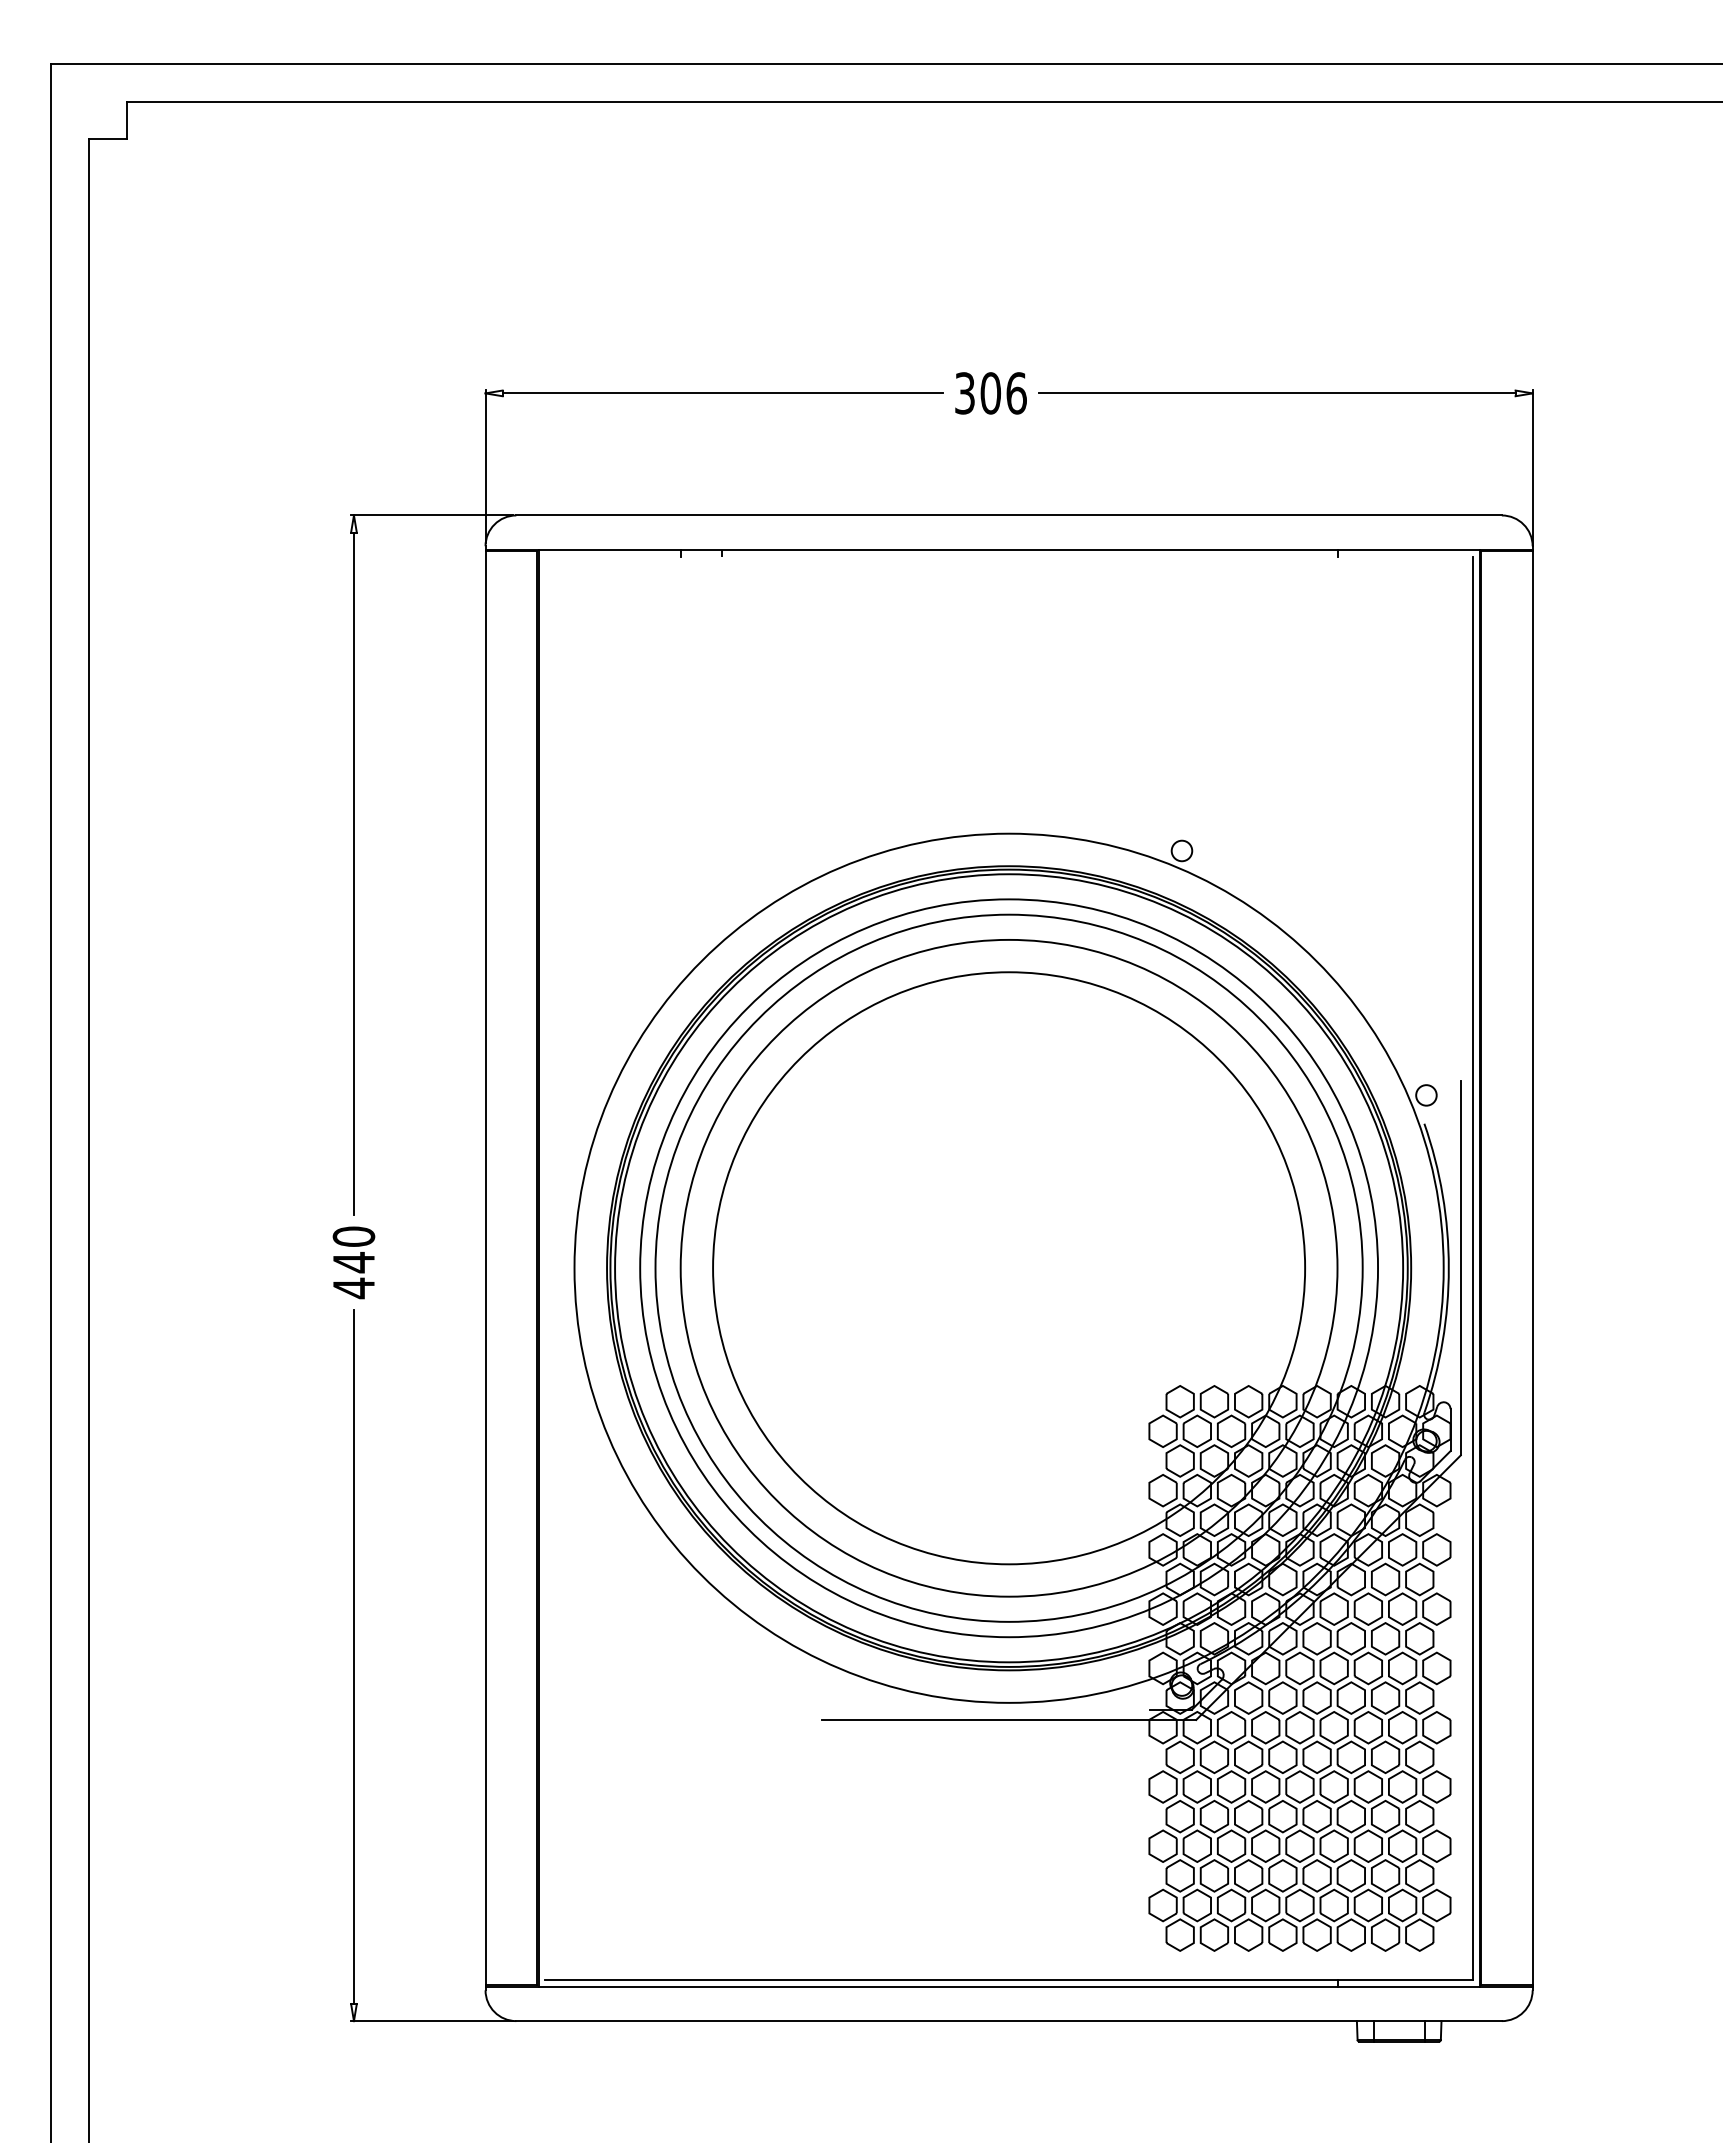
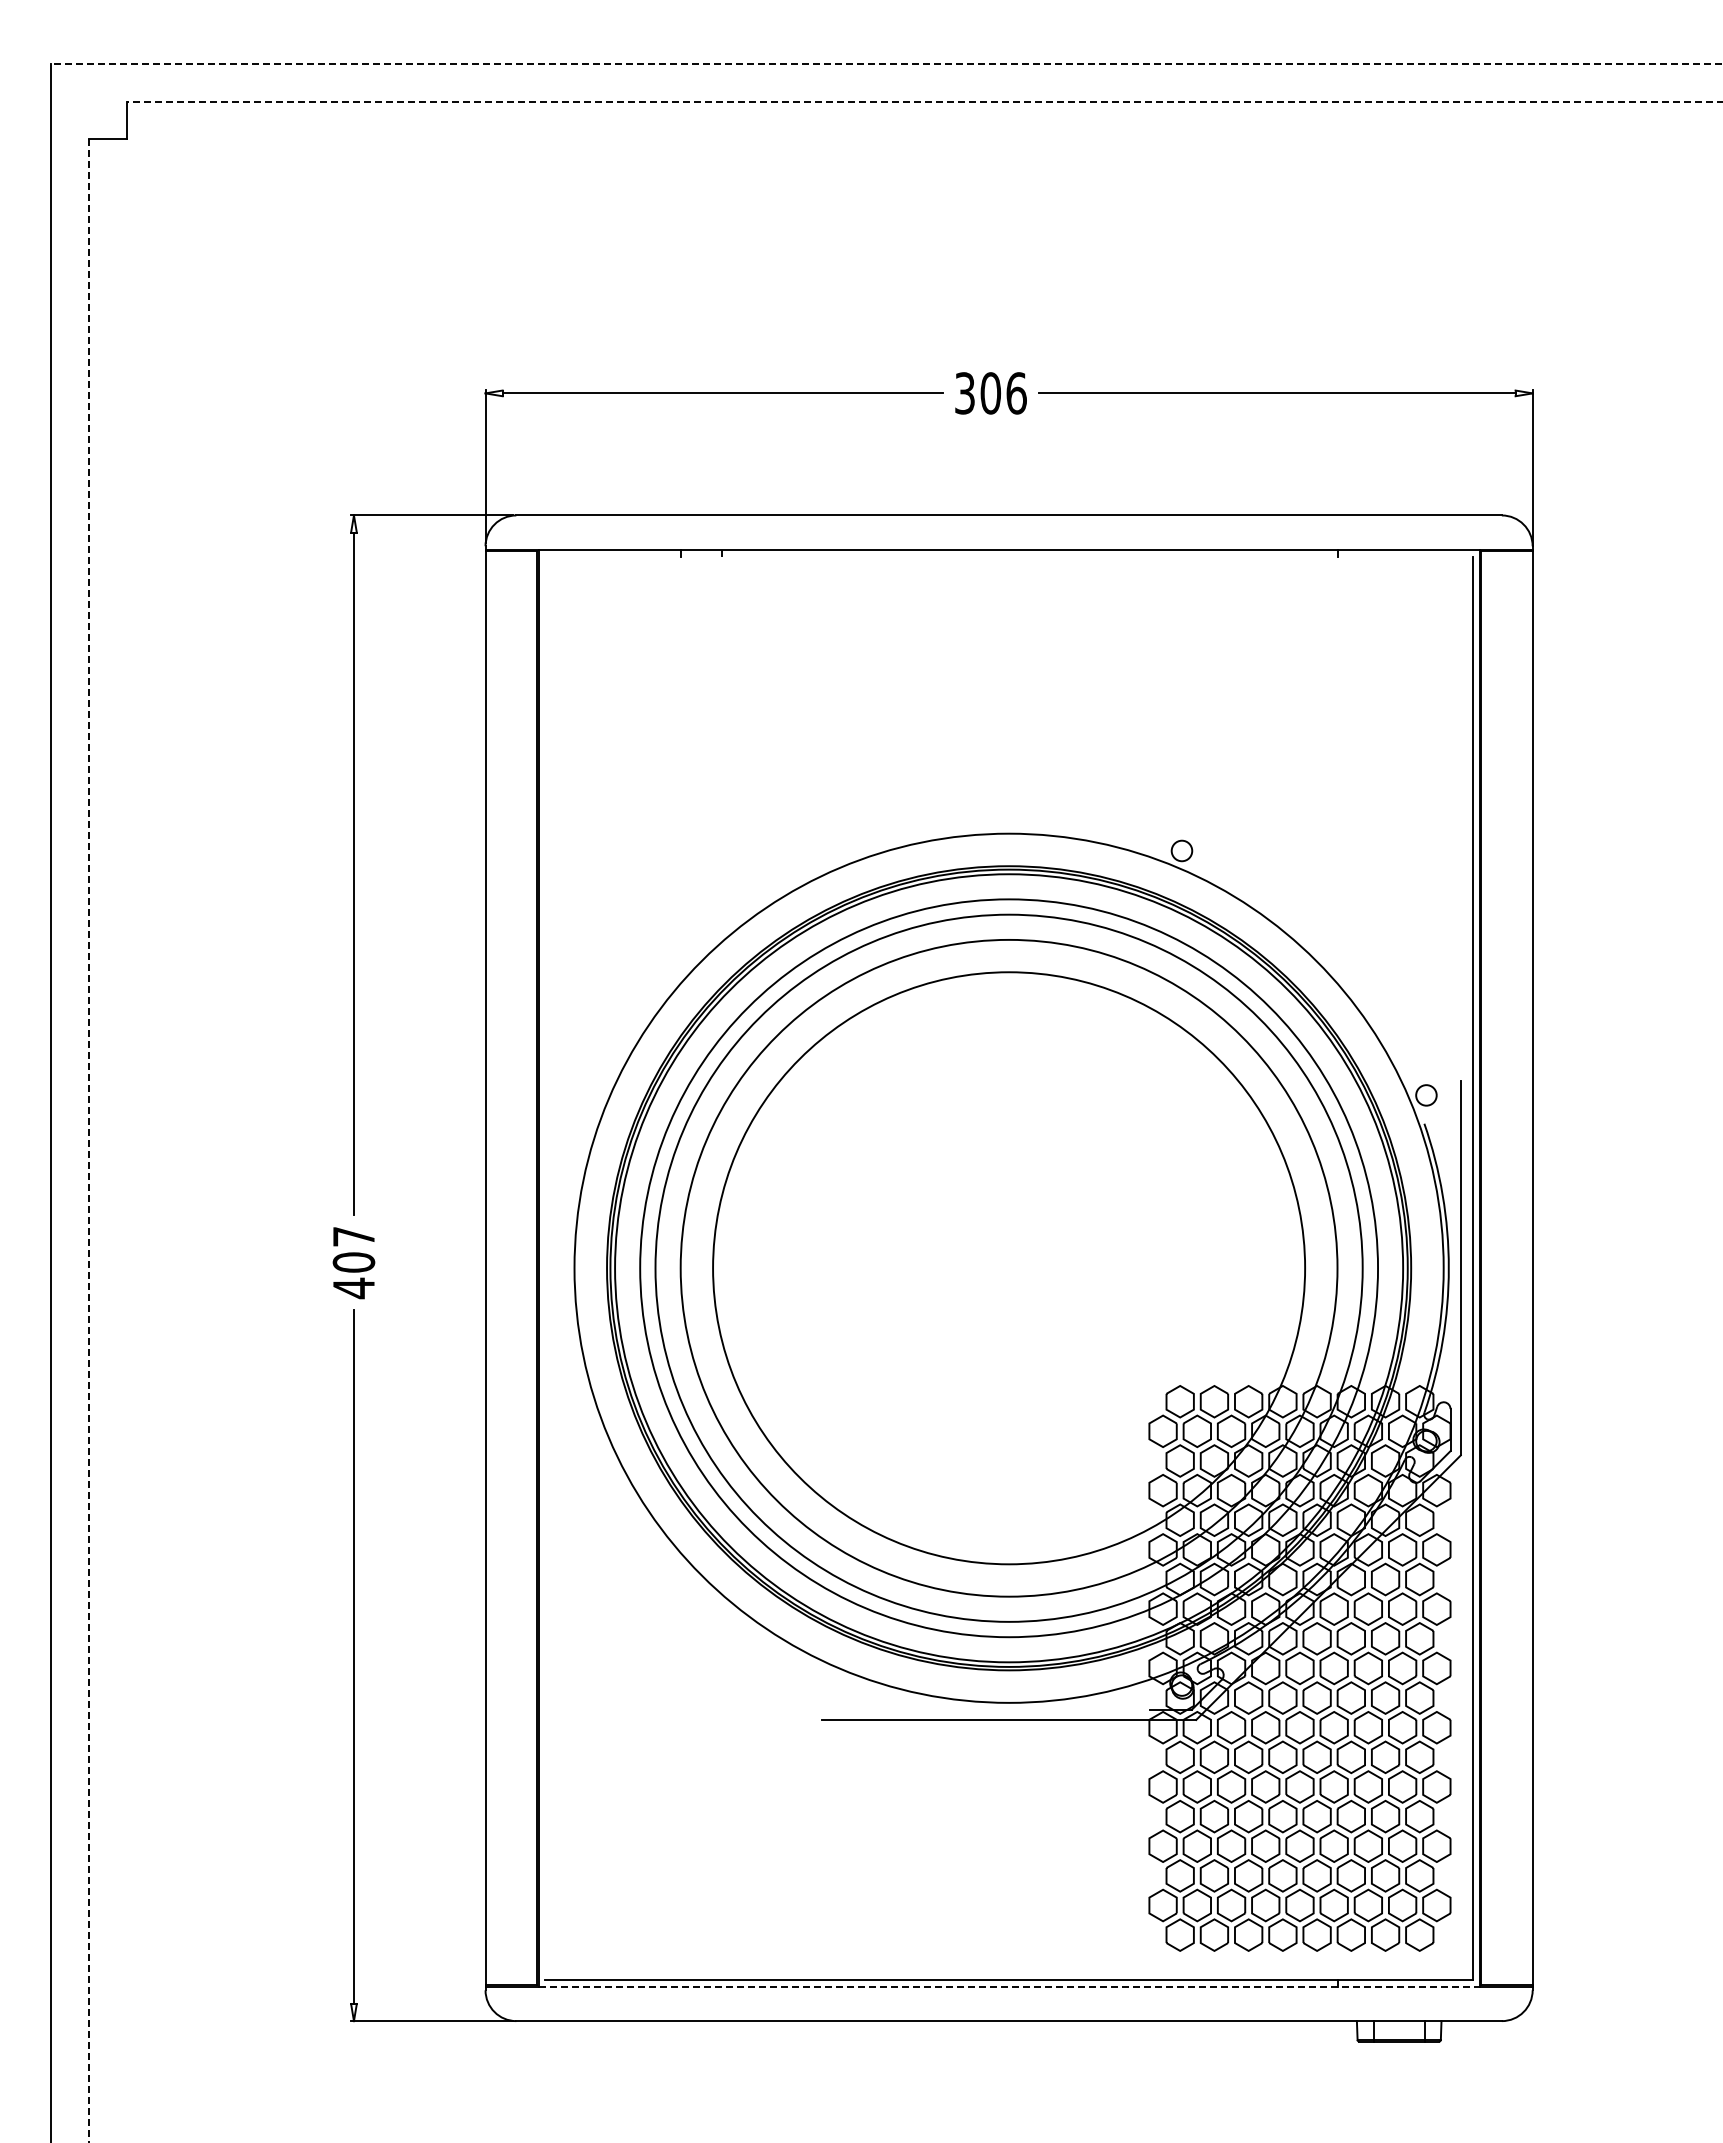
line: solid -> dashed (886, 64)
line: solid -> dashed (924, 101)
line: solid -> dashed (89, 1141)
text: 440 -> 407 (353, 1249)
line: solid -> dashed (1009, 1986)
